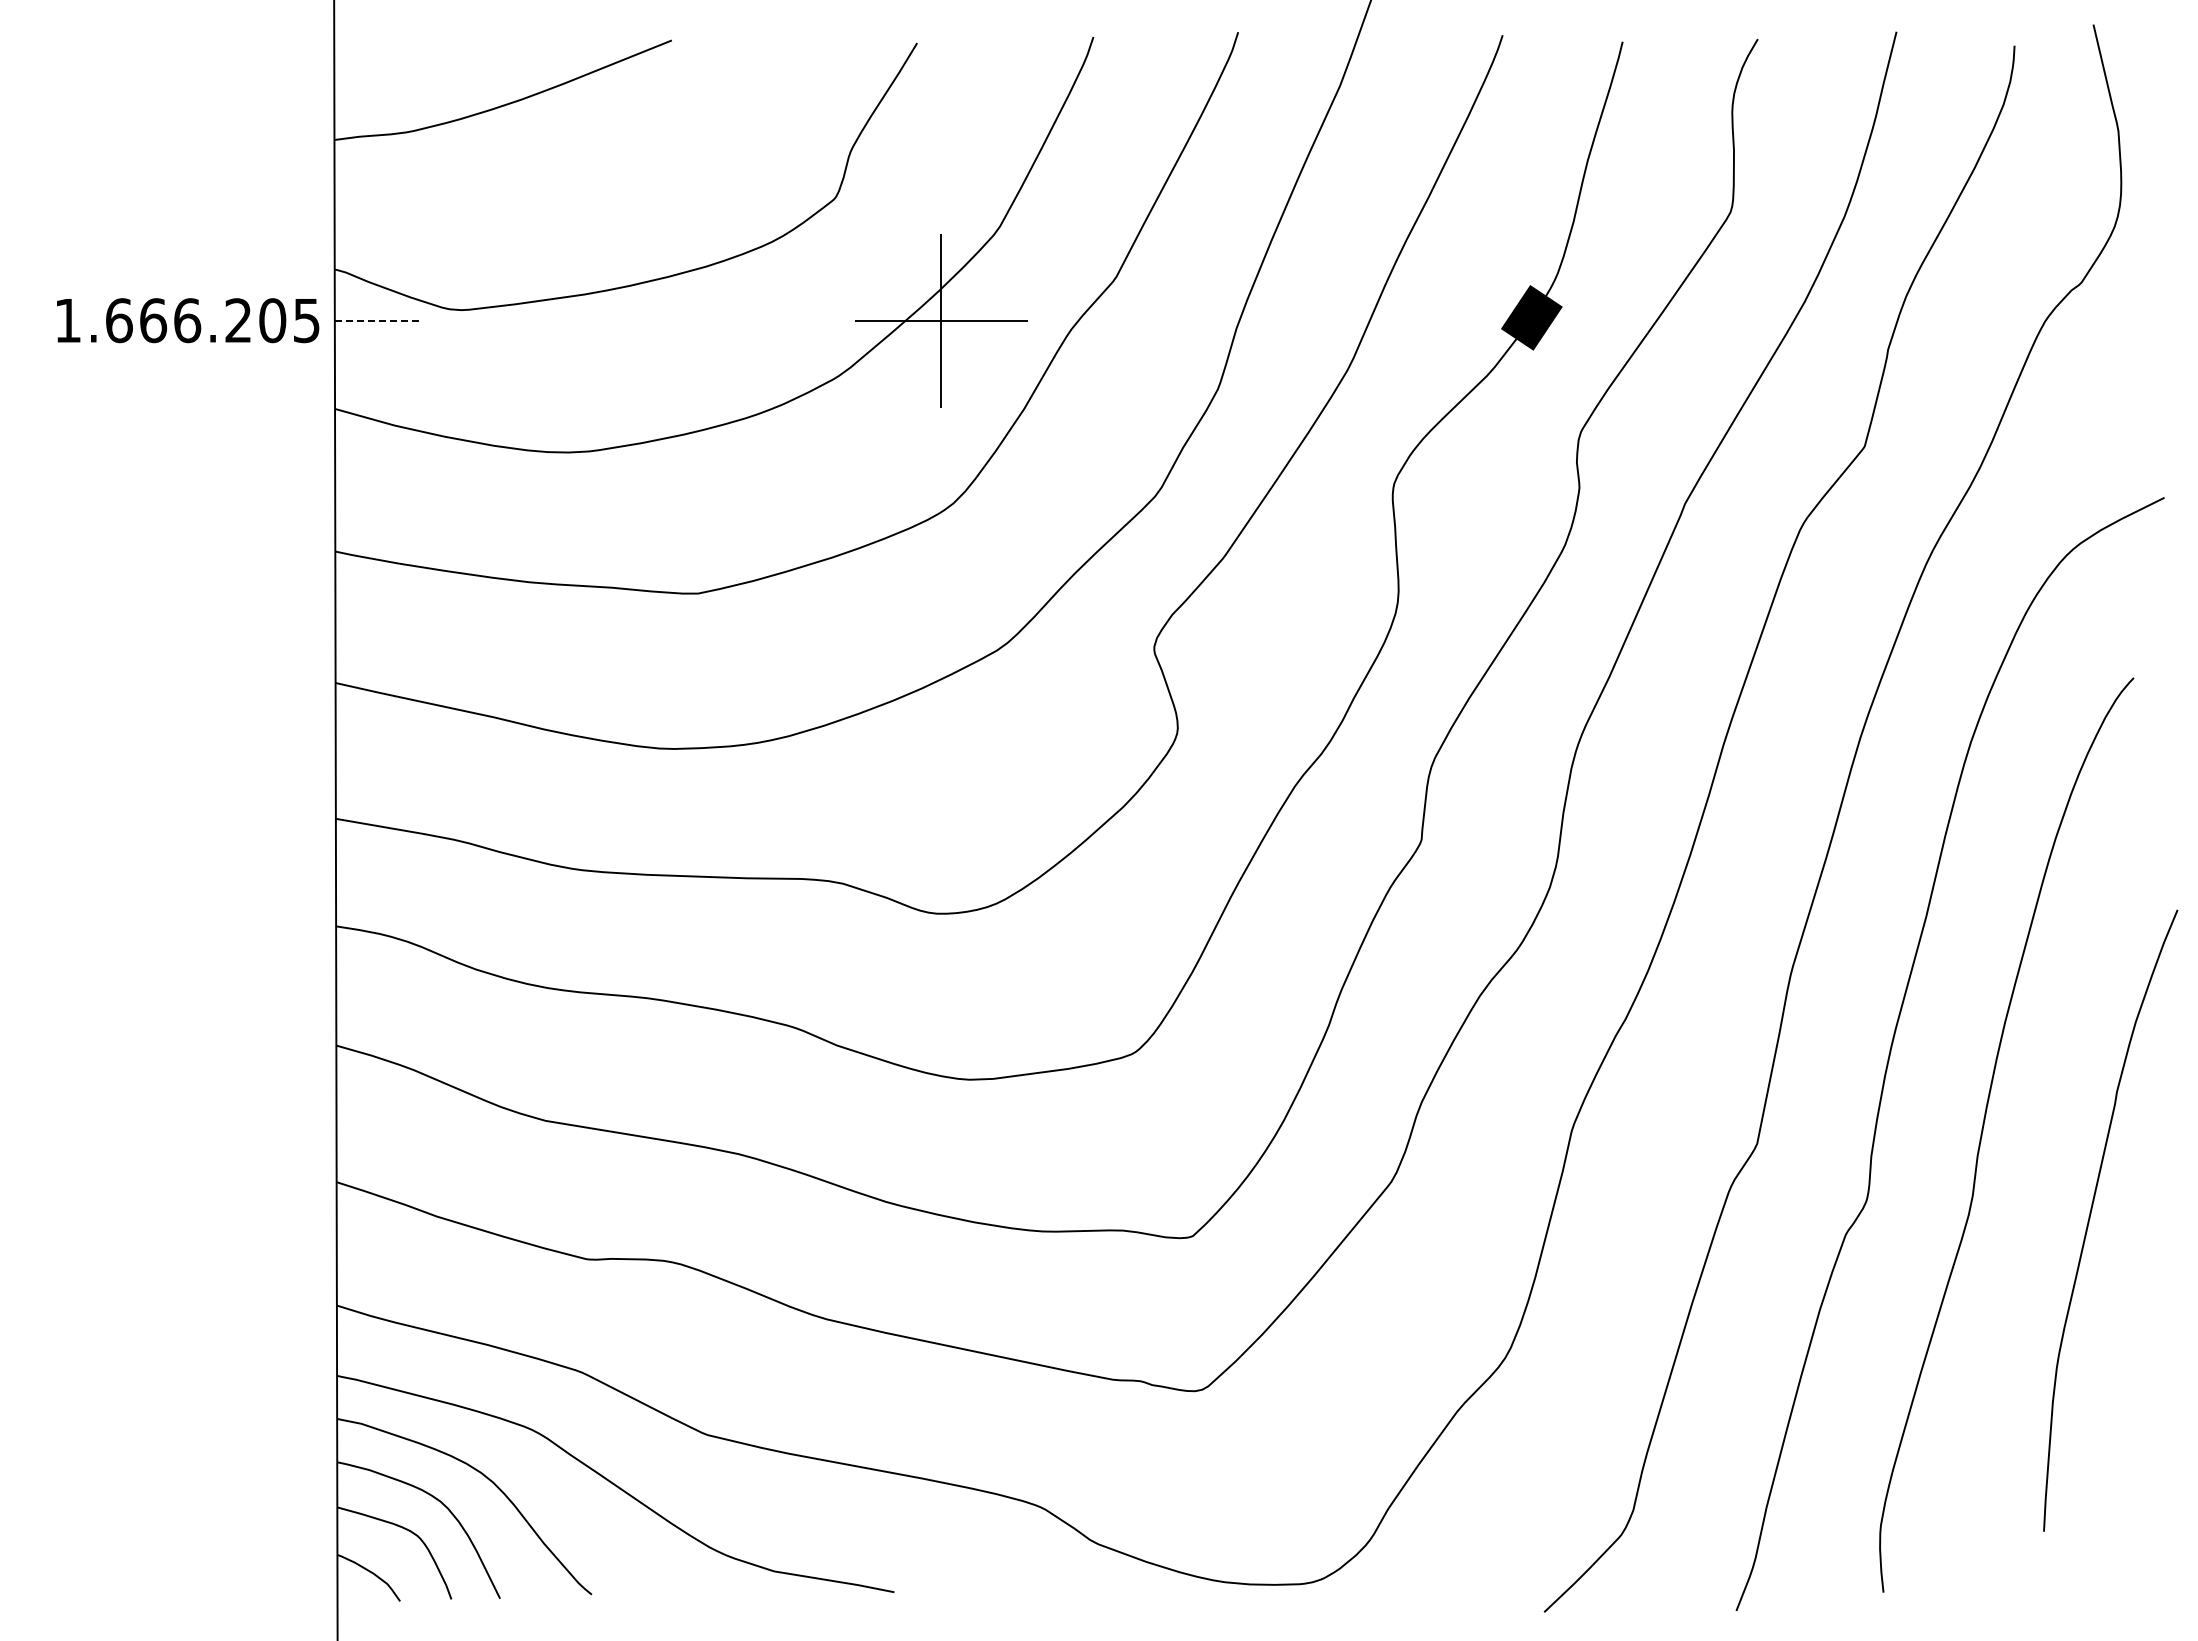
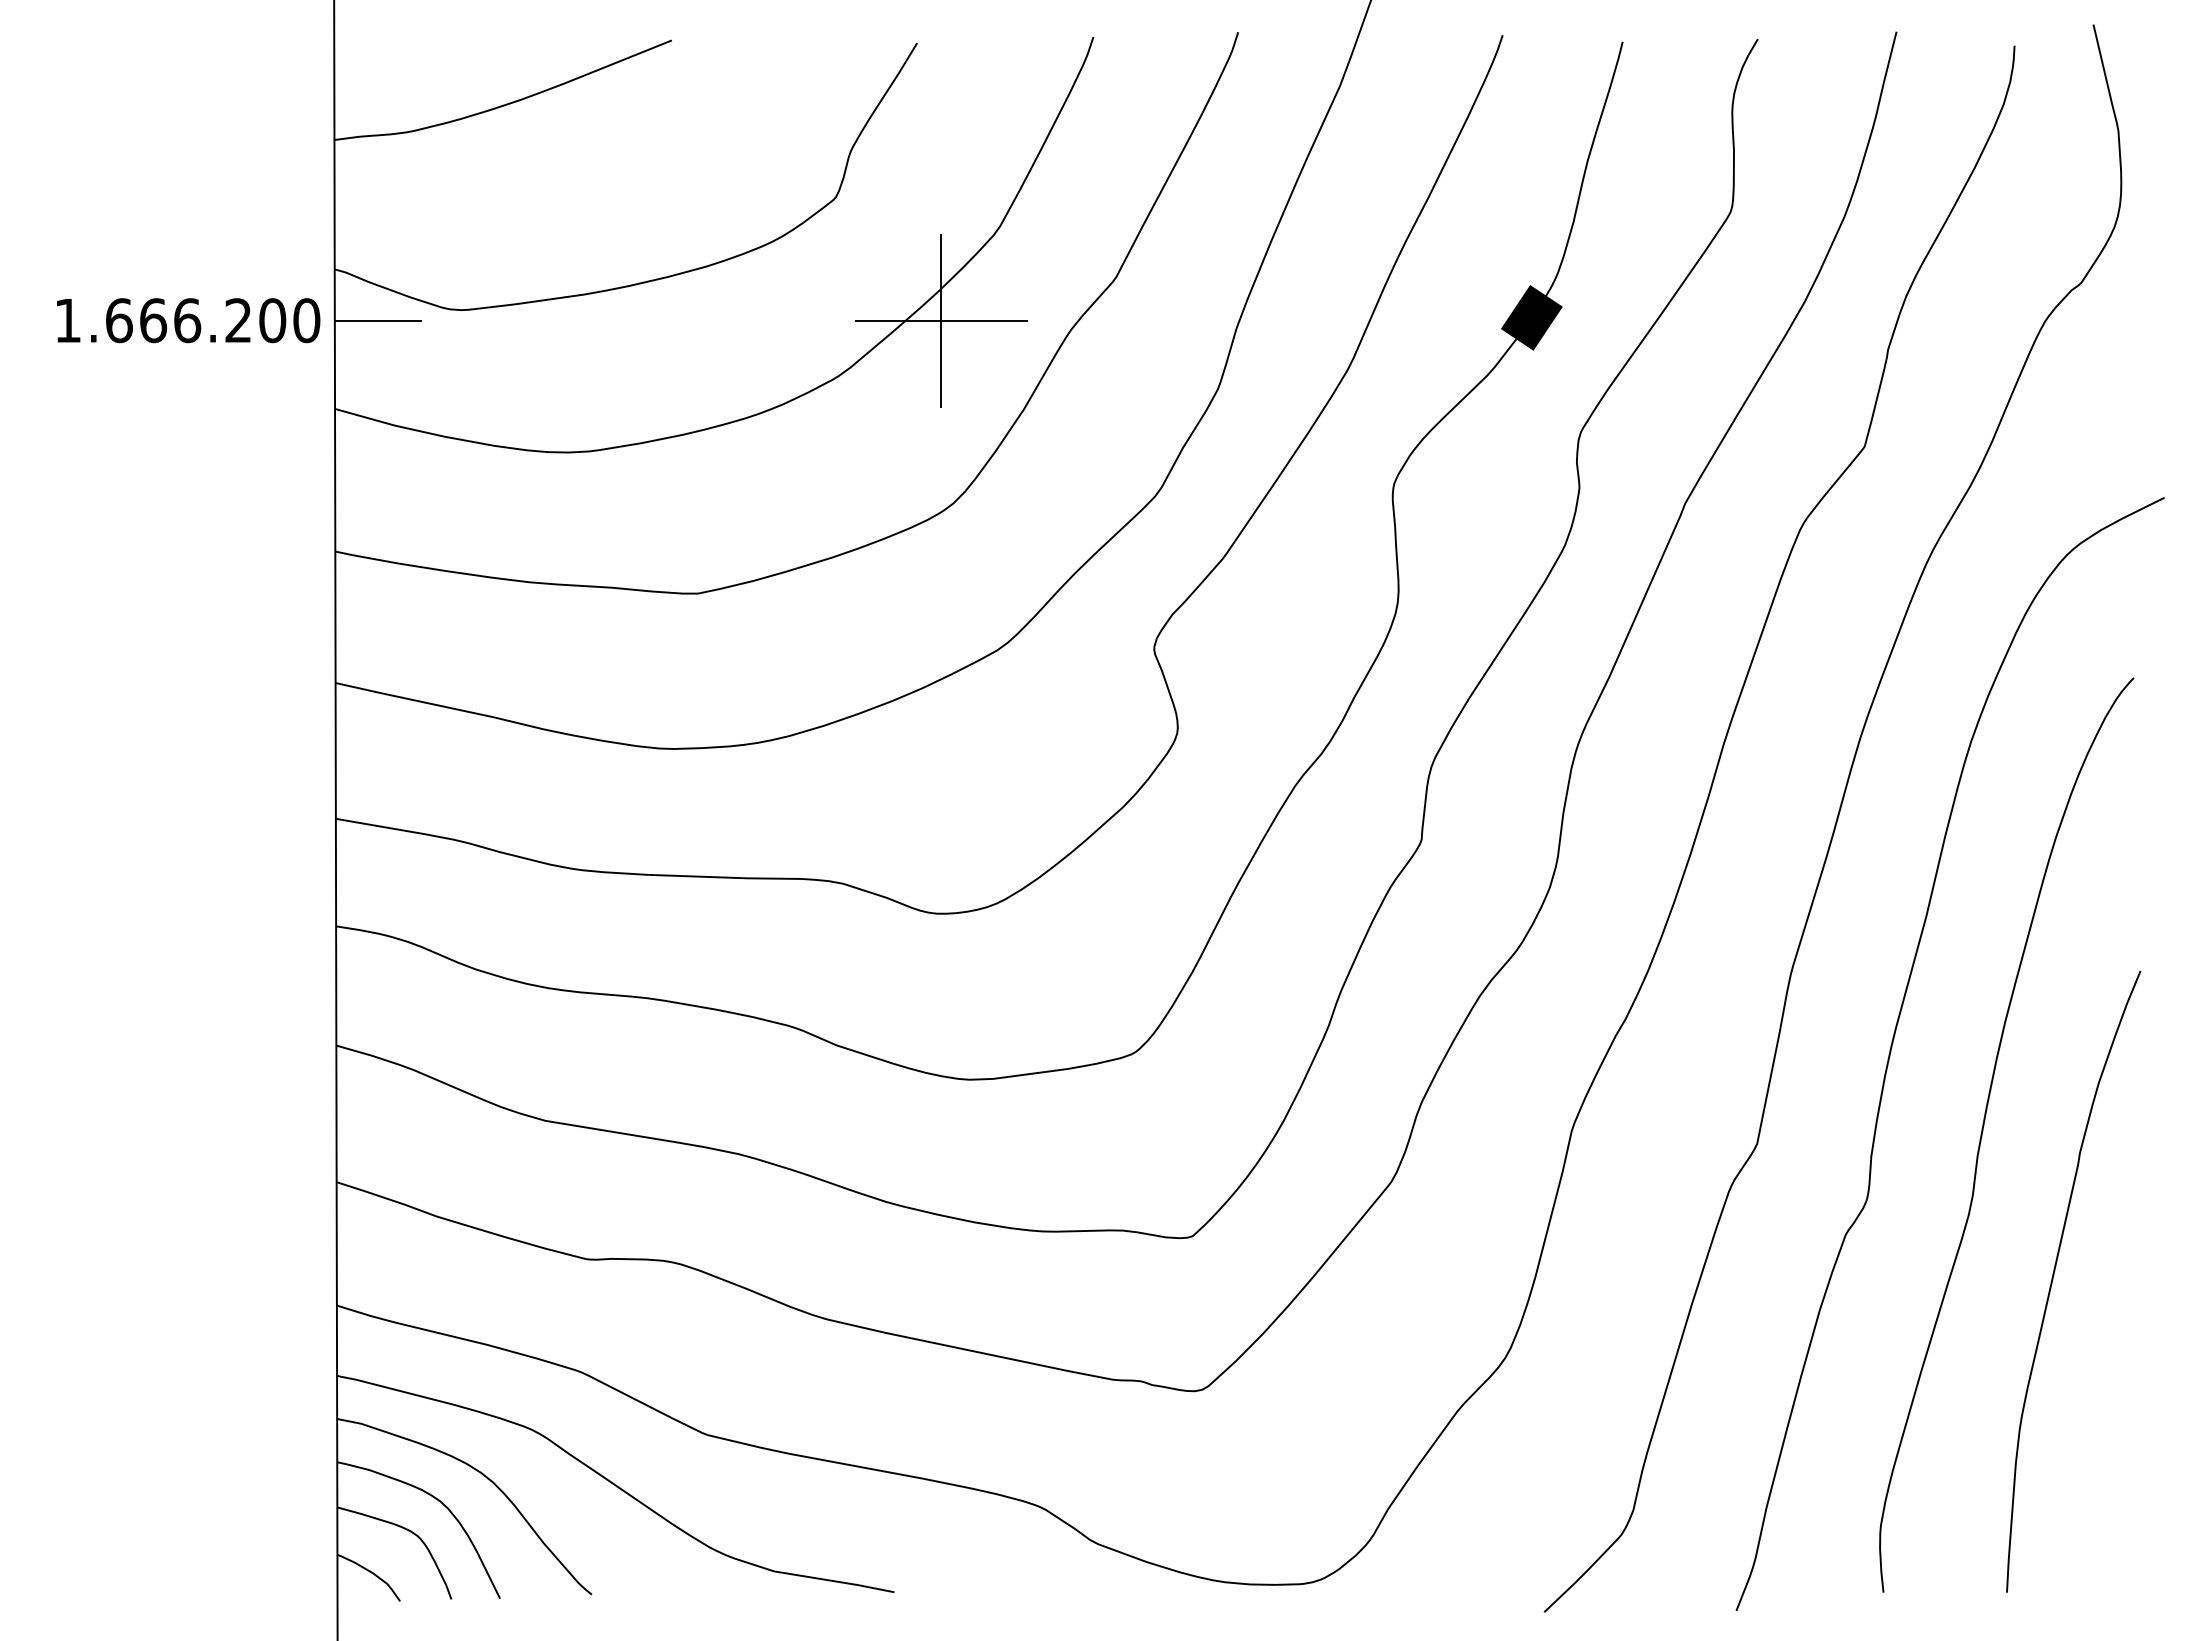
text: 1.666.205 -> 1.666.200 (306, 320)
line: dashed -> solid (378, 320)
curve position: (2091, 1214) -> (2054, 1275) (2054, 1275)
